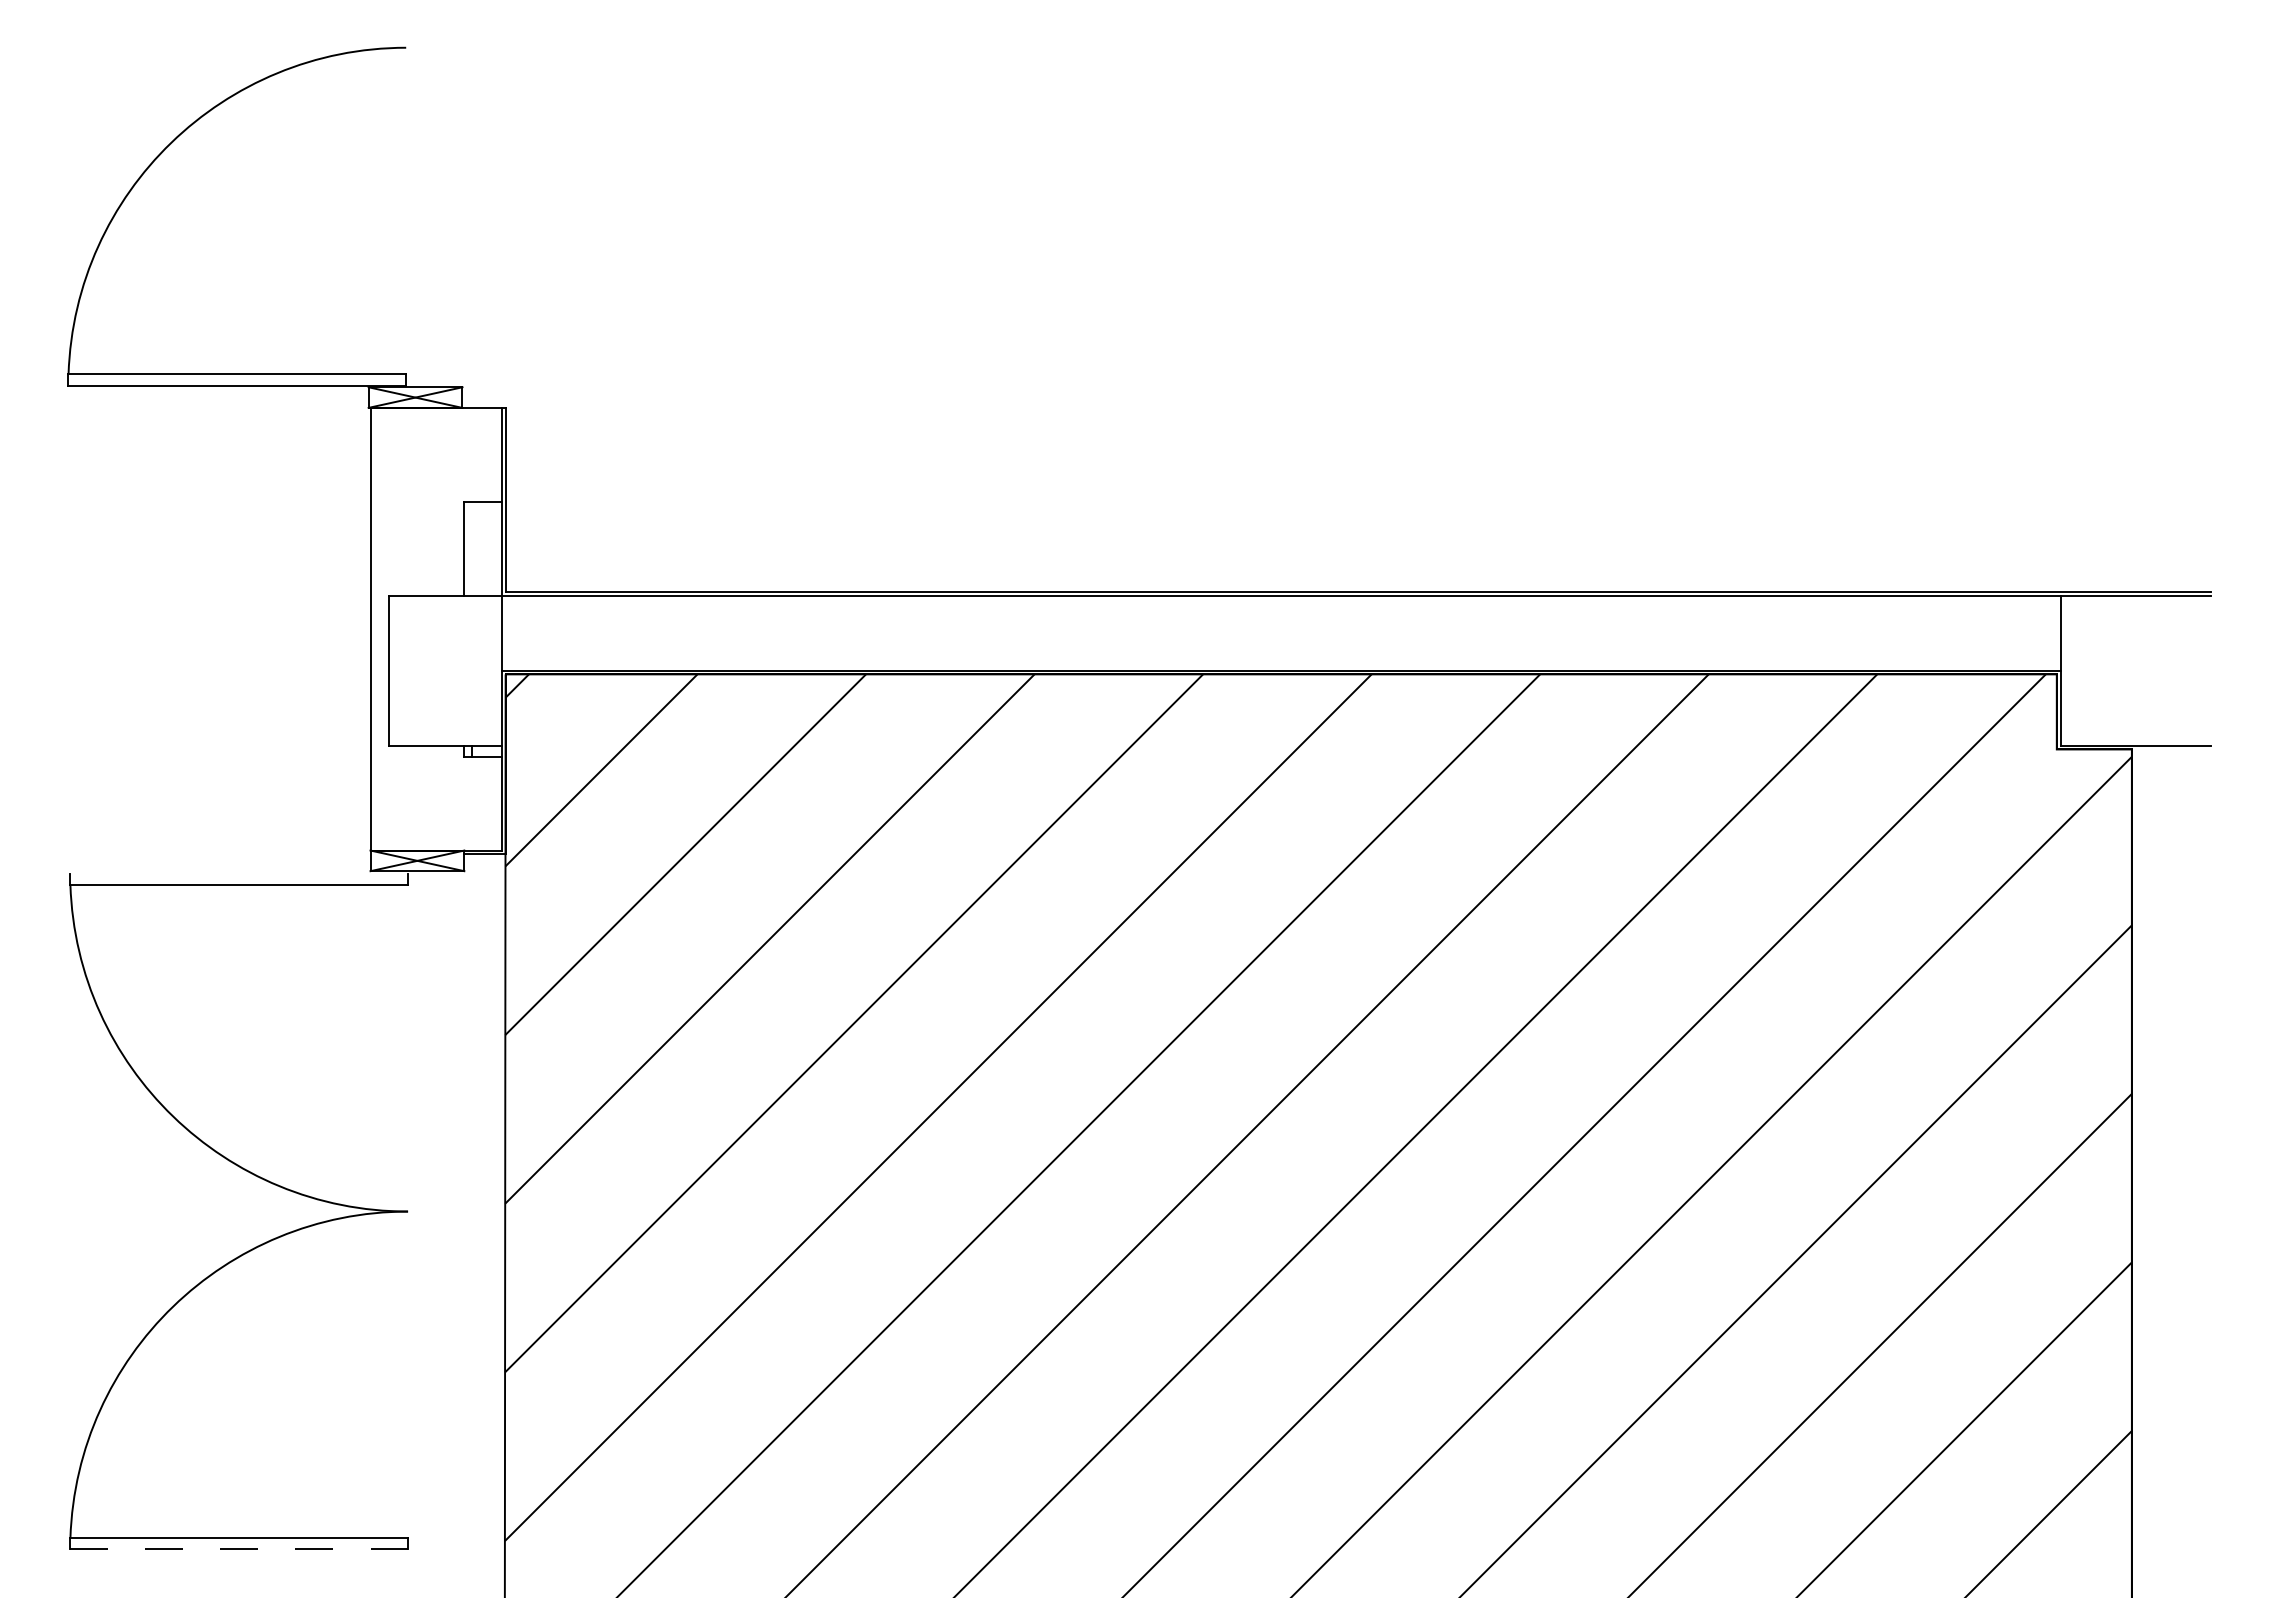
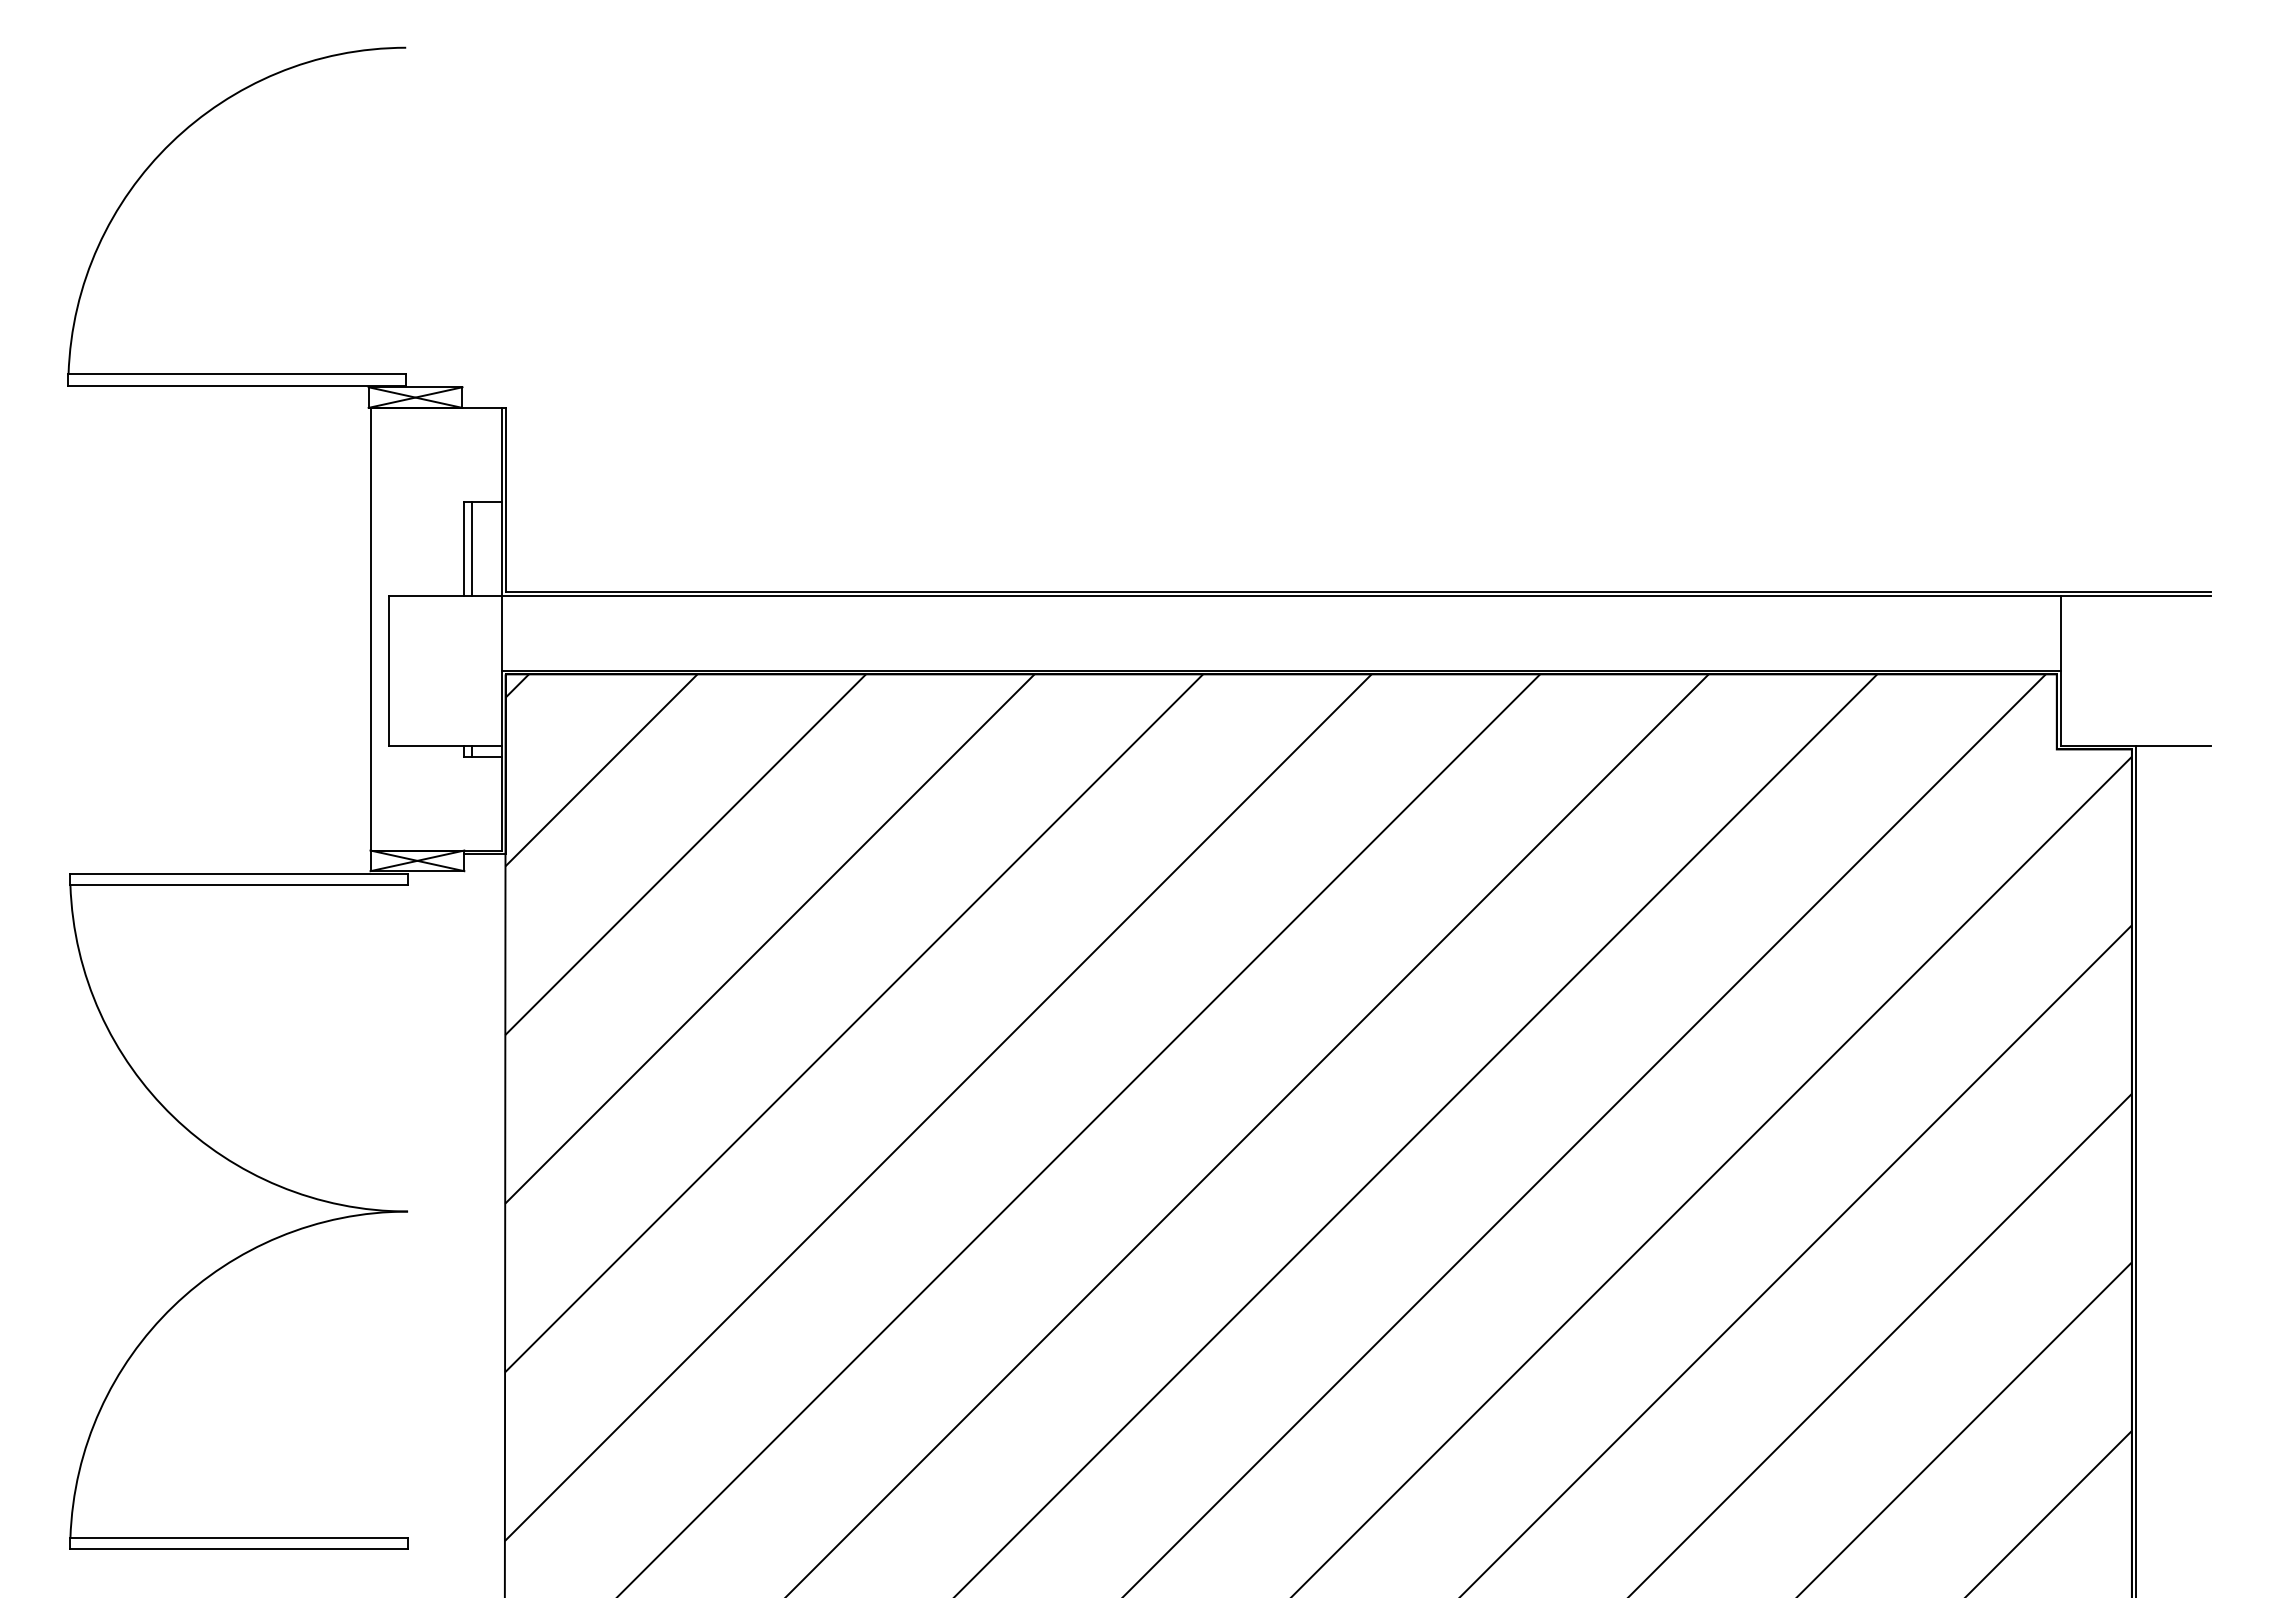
line: none -> present (471, 548)
line: none -> present (239, 873)
line: none -> present (2135, 1169)
line: dashed -> solid (239, 1549)
